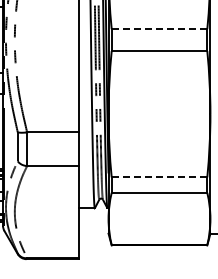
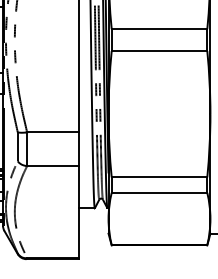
line: dashed -> solid (159, 29)
line: dashed -> solid (159, 177)
